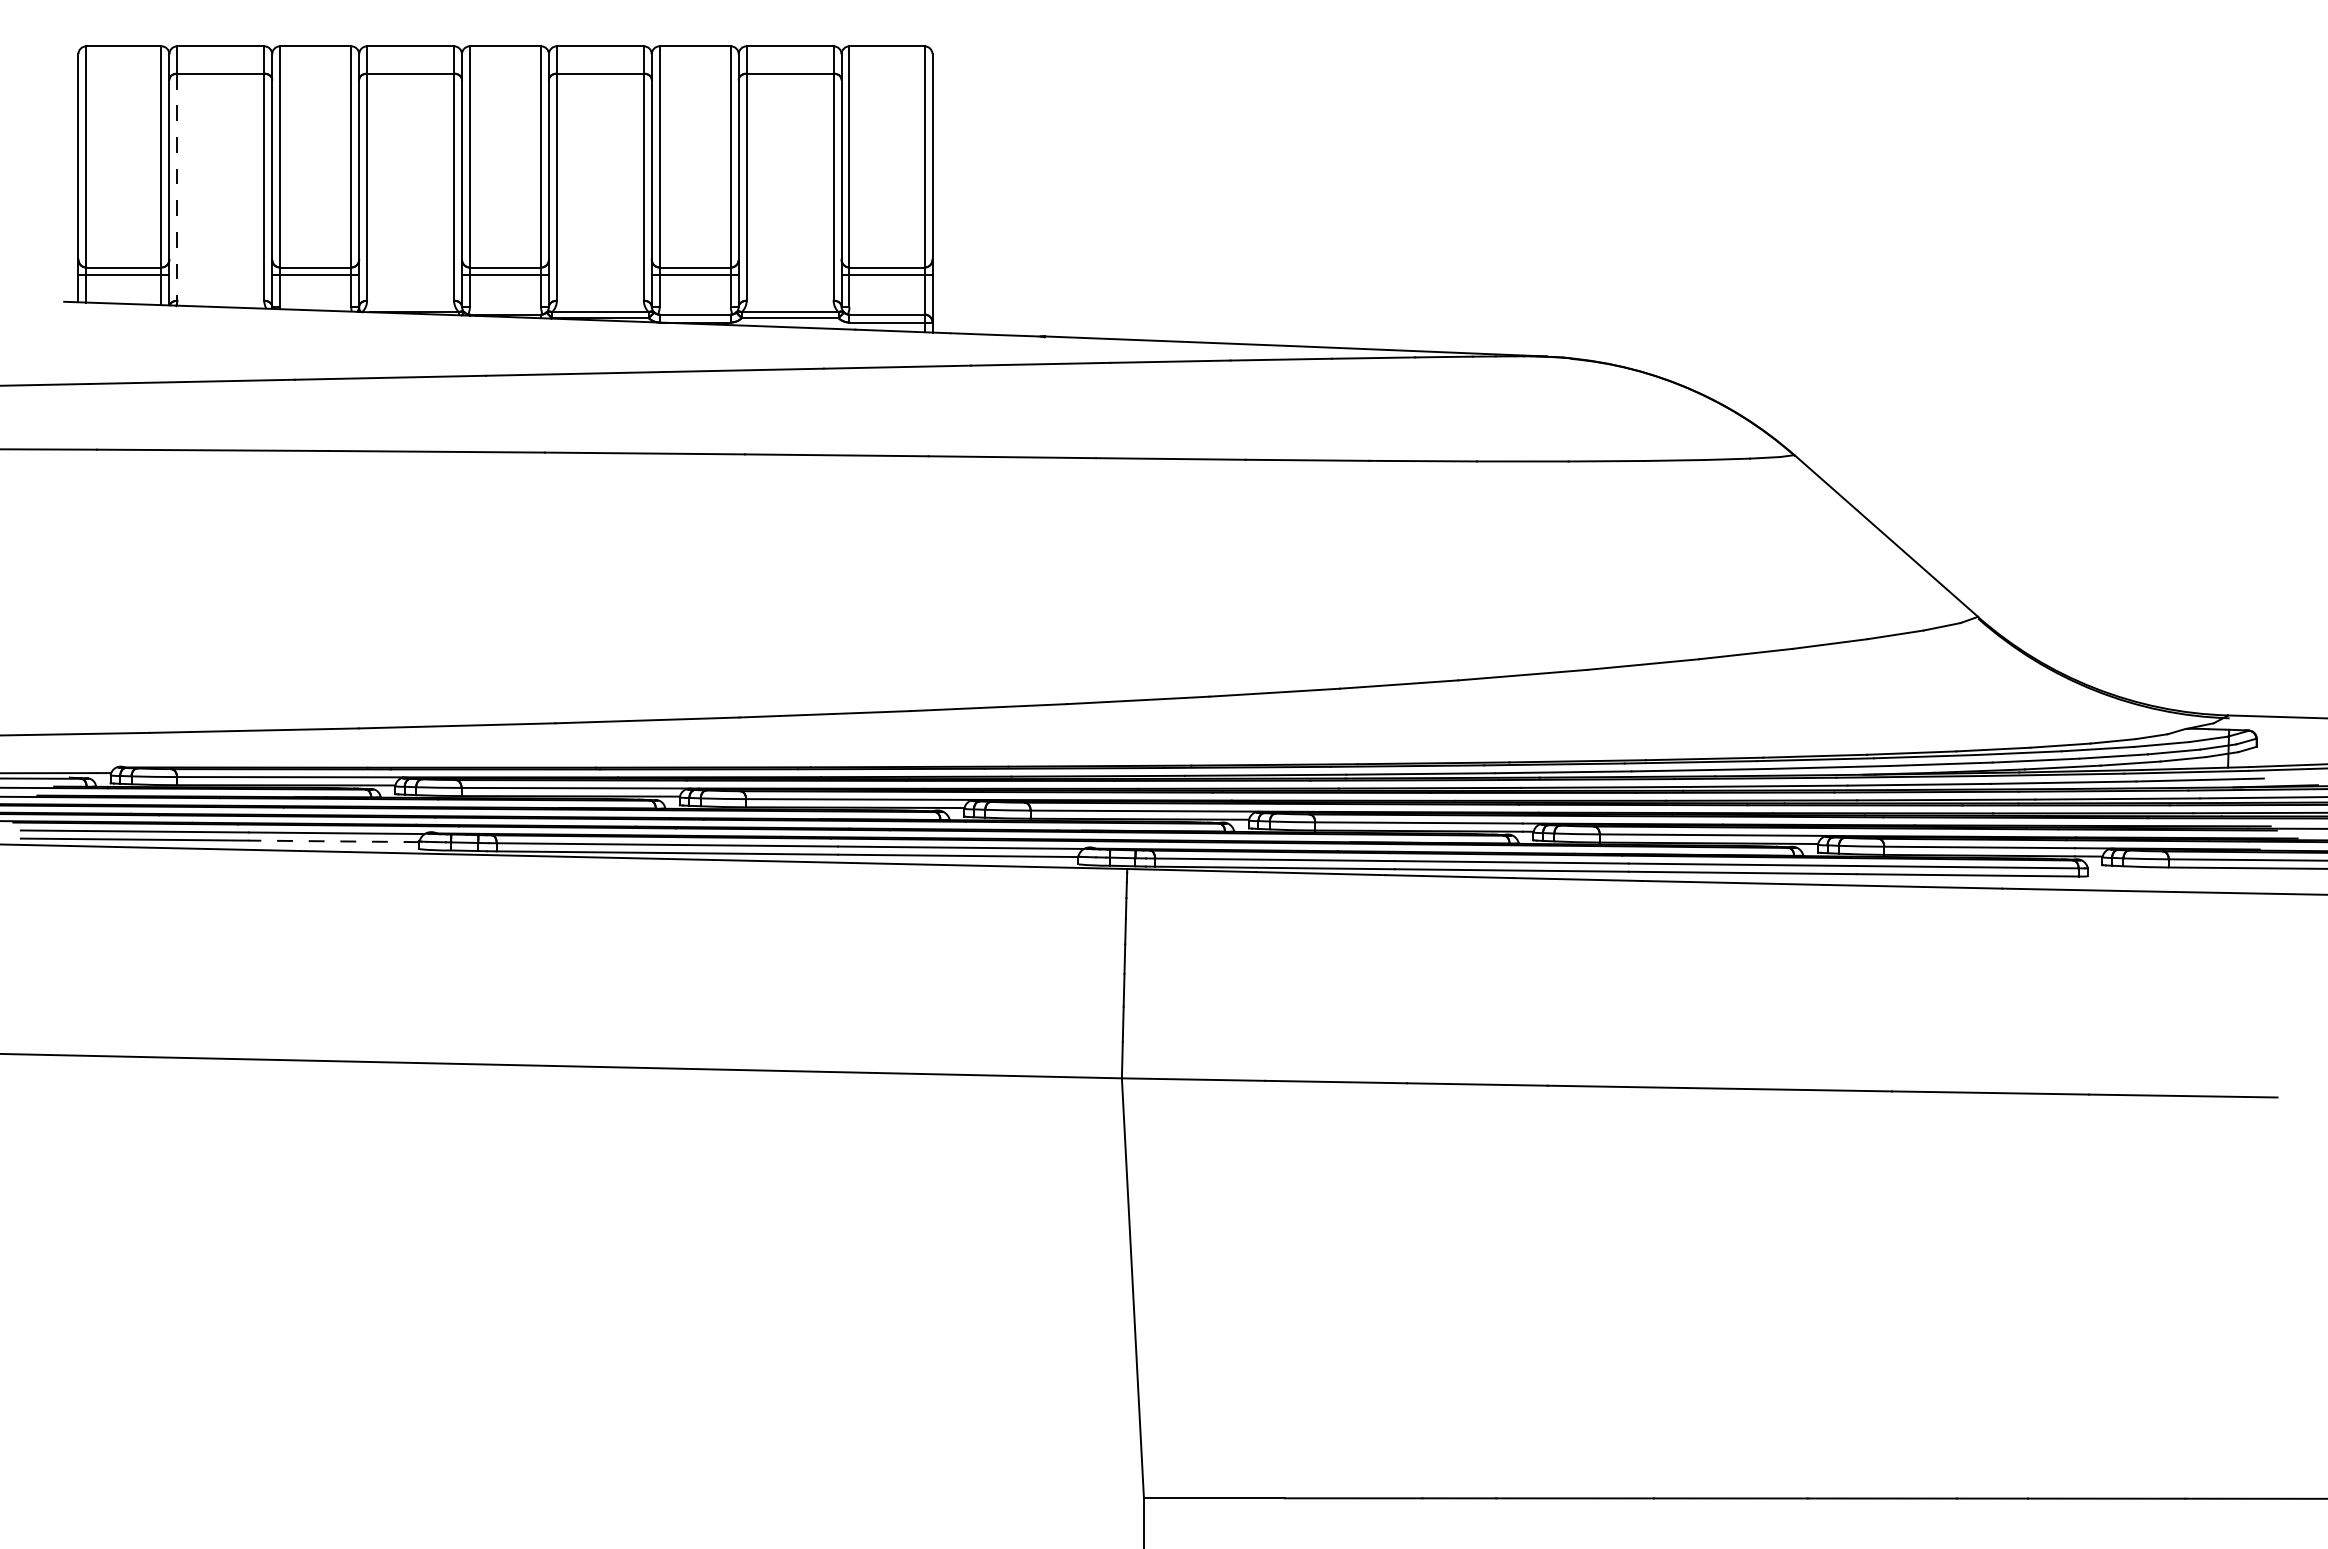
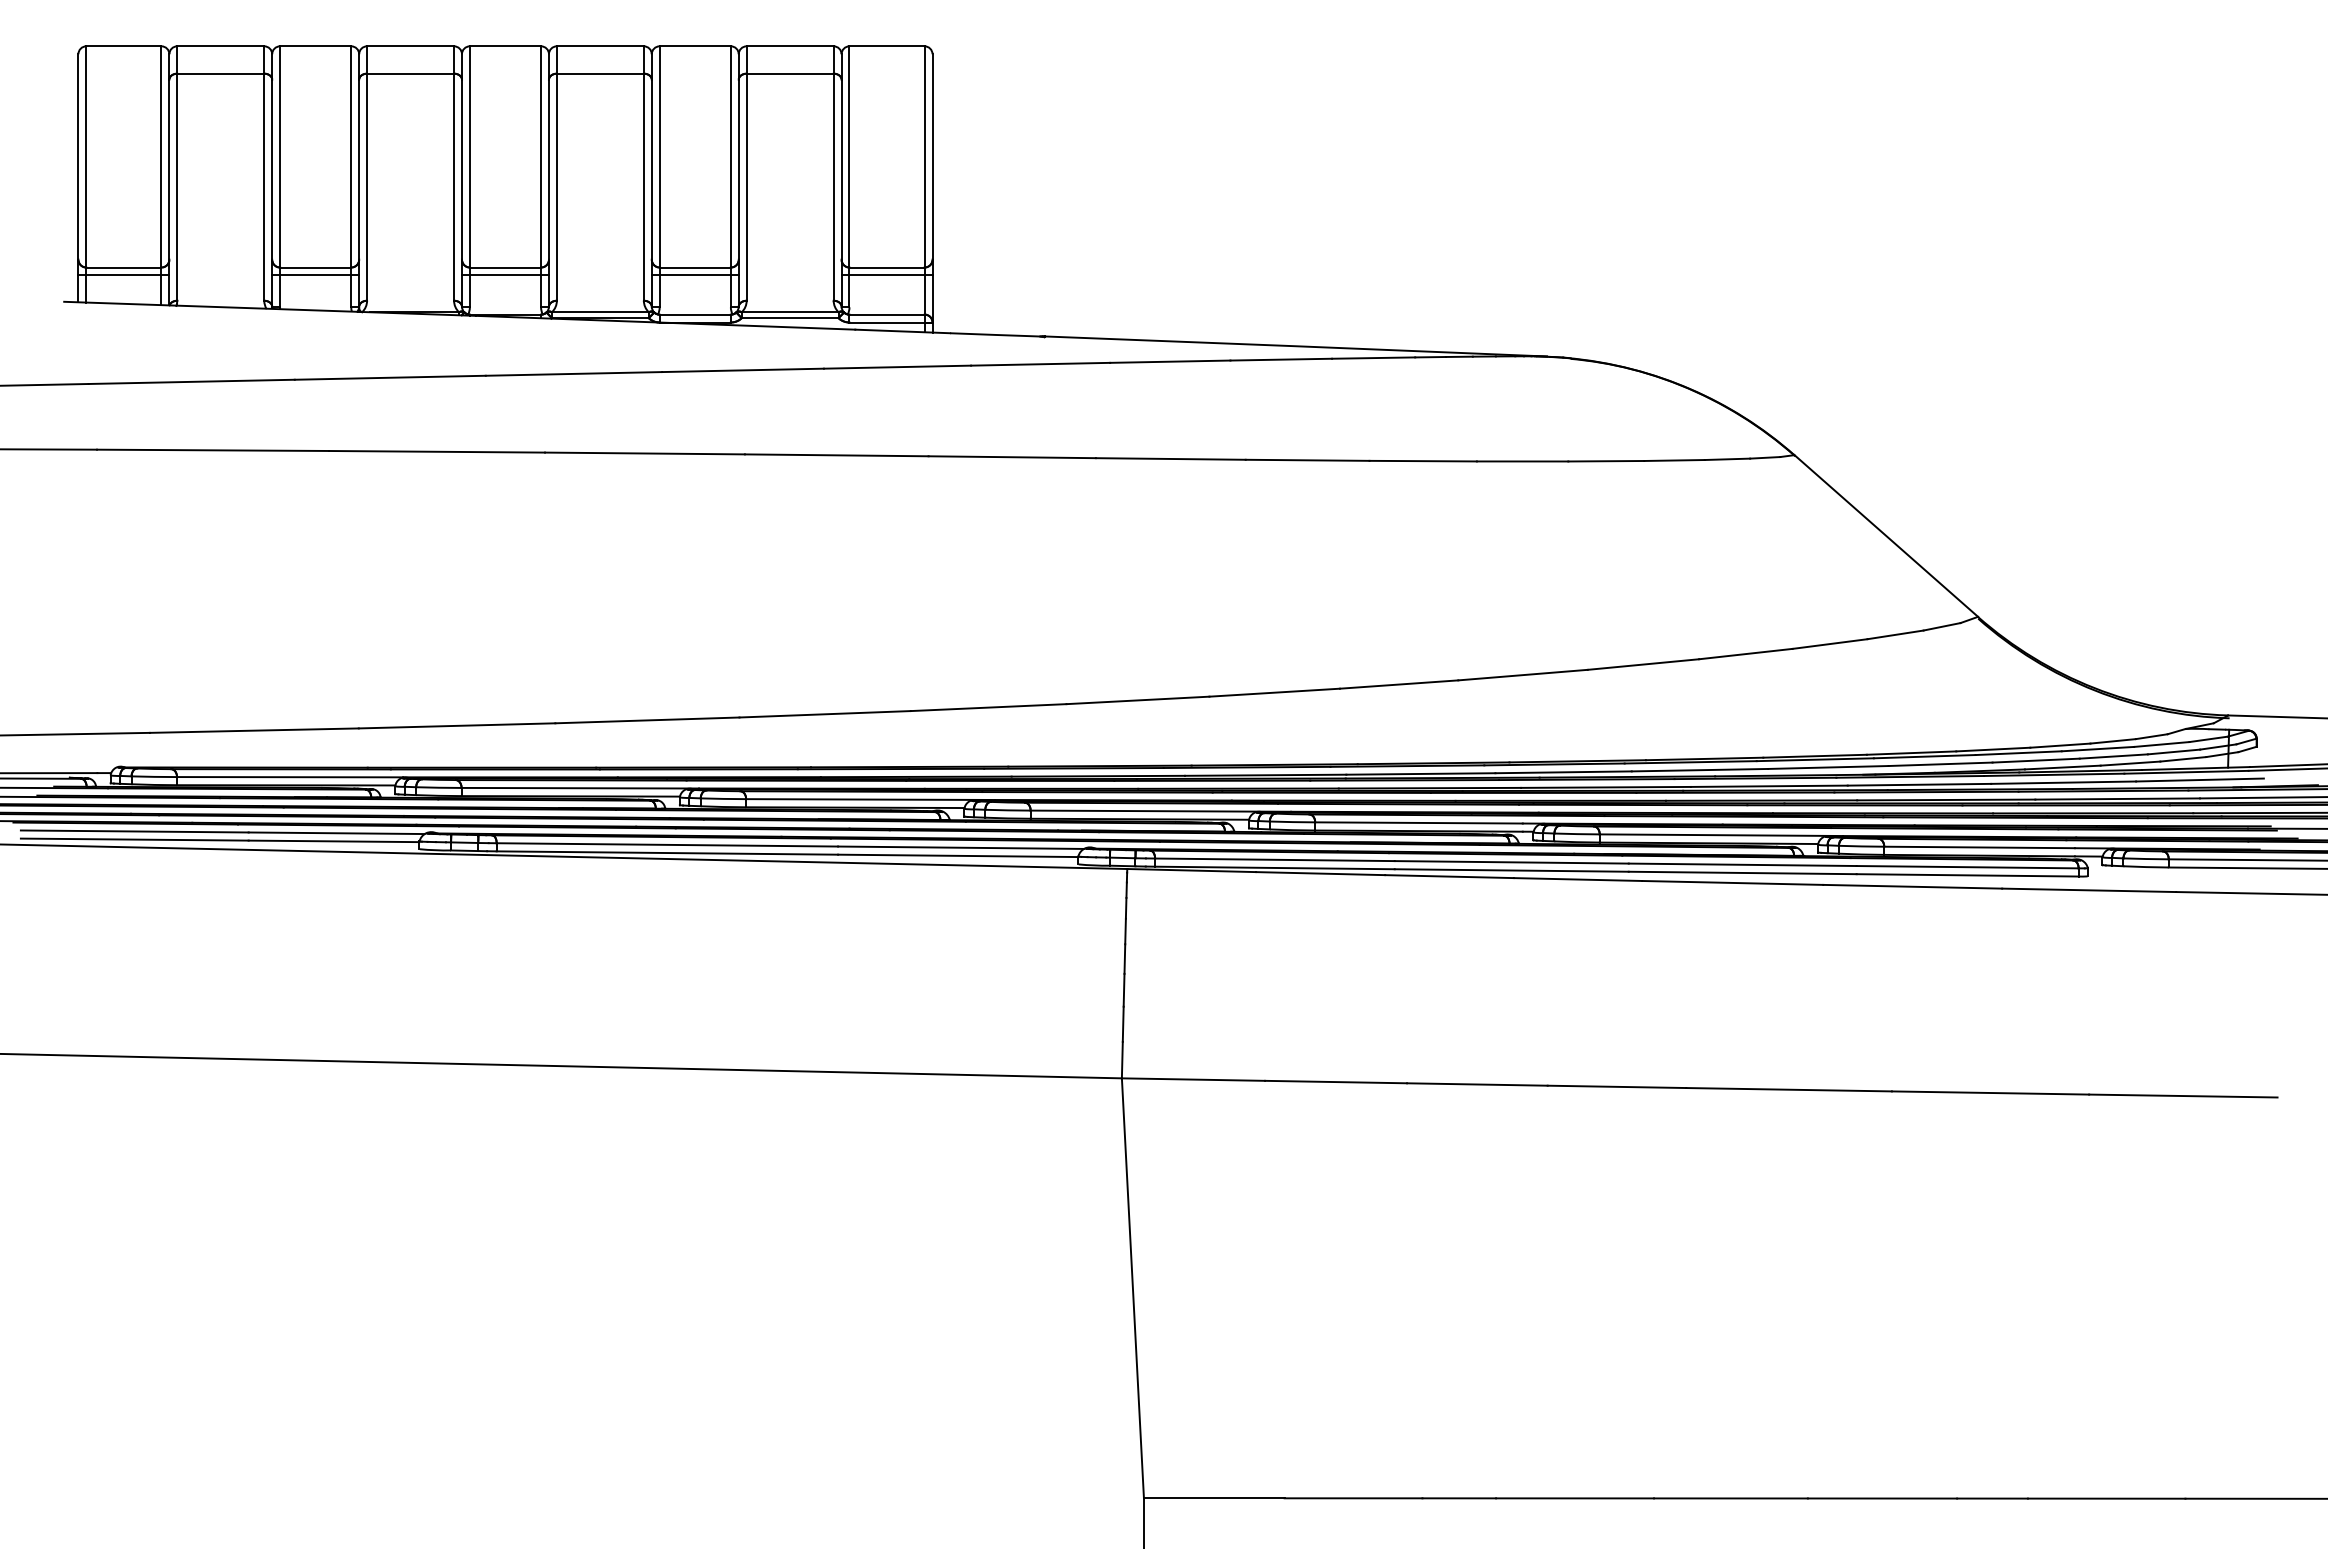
line: dashed -> solid (177, 187)
line: dashed -> solid (333, 841)
